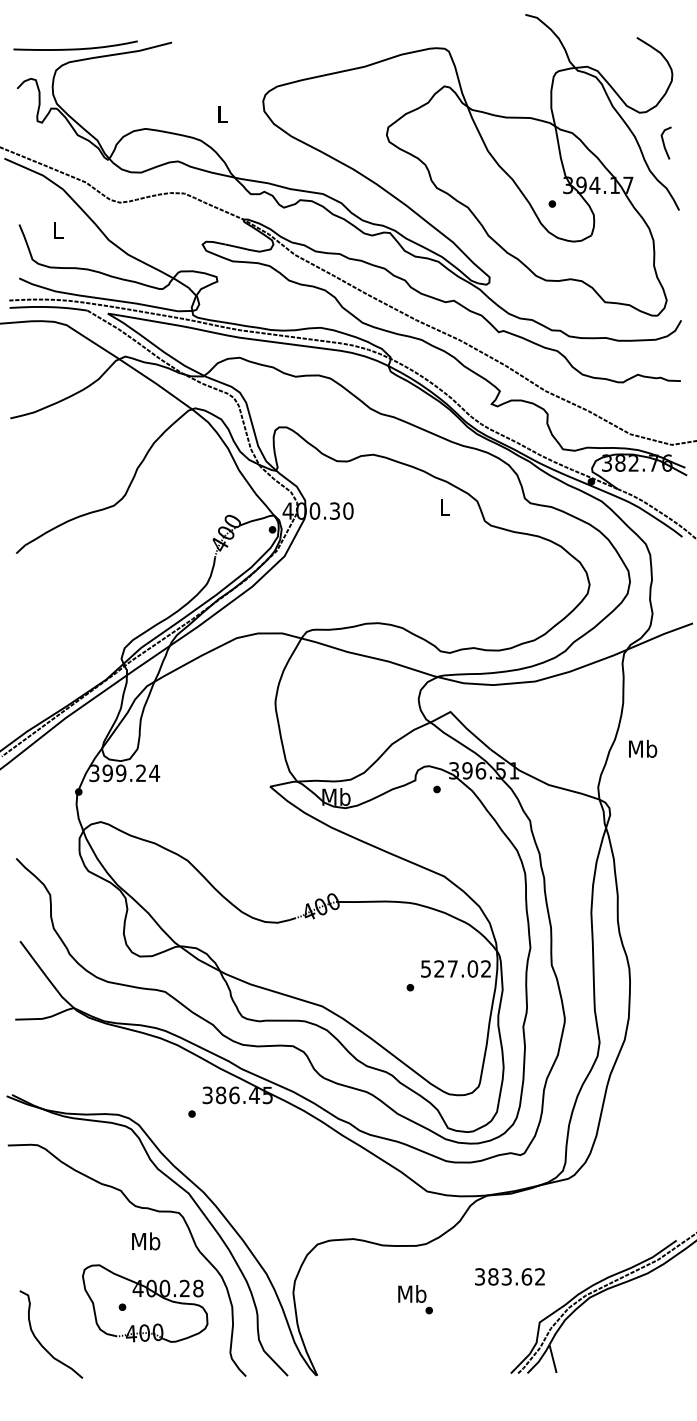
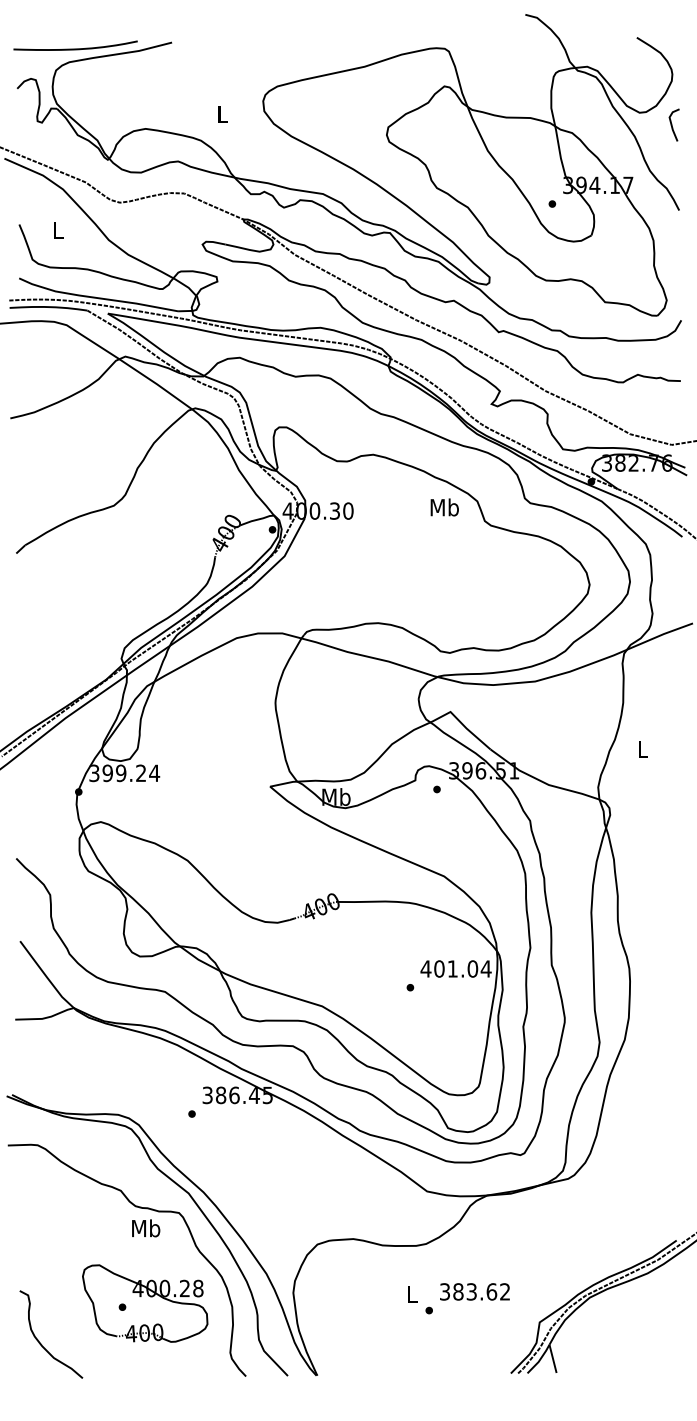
line position: (664, 142) -> (672, 124) (672, 124)
text: L -> Mb (444, 507)
text: Mb -> L (643, 748)
text: 527.02 -> 401.04 (455, 968)
text position: (146, 1241) -> (146, 1228) (146, 1228)
text position: (509, 1276) -> (474, 1291) (474, 1291)
text: Mb -> L (412, 1293)
